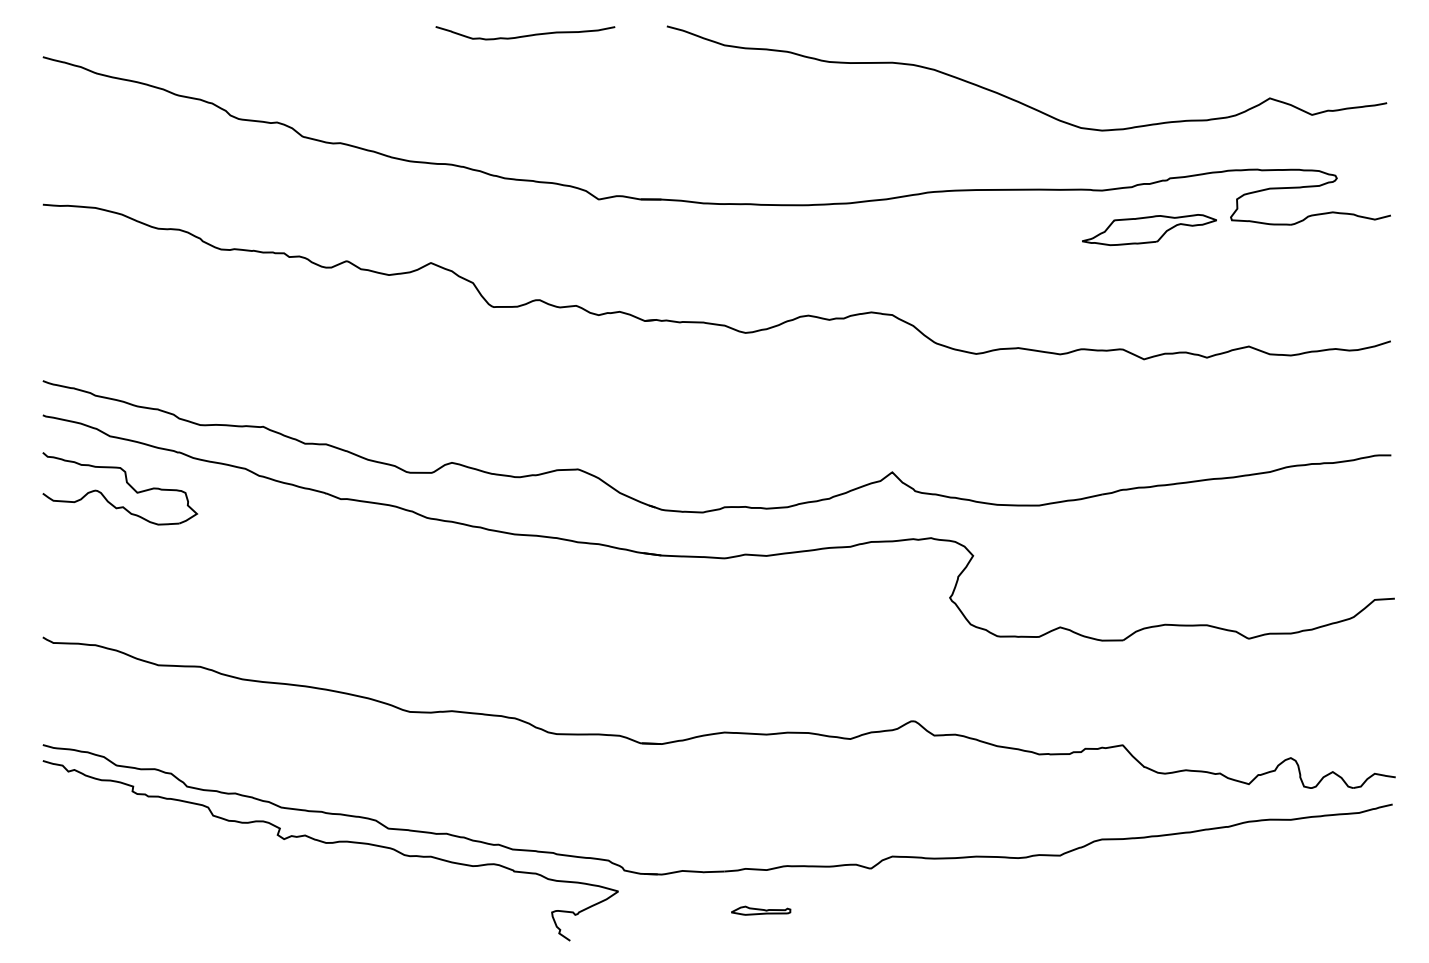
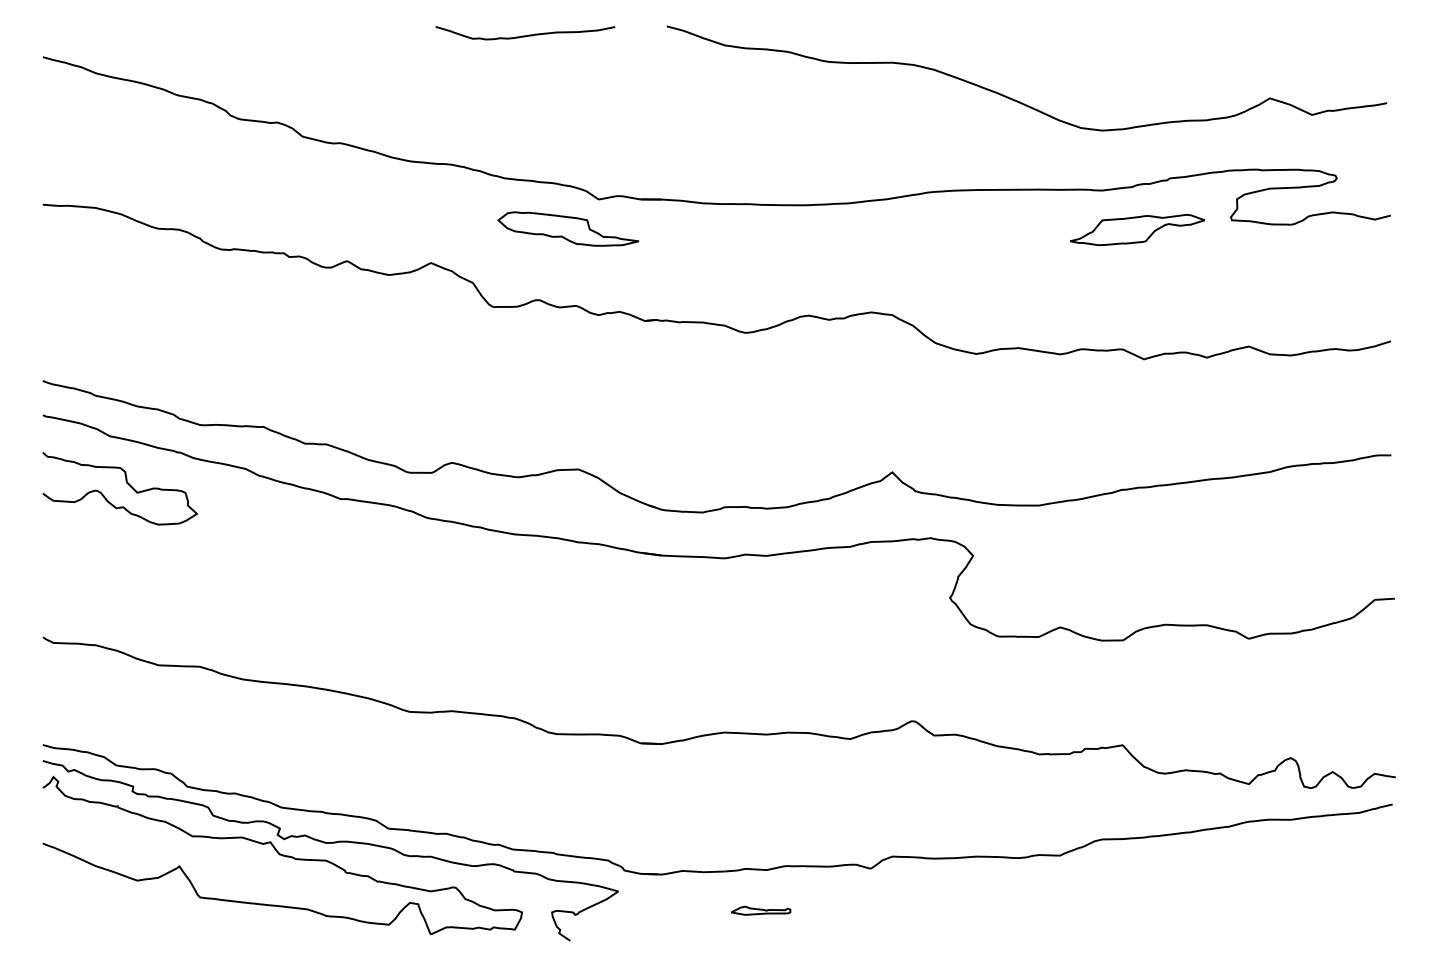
part: none -> present (568, 228)
part position: (1149, 230) -> (1137, 230) (1137, 230)
curve: none -> present (282, 854)
